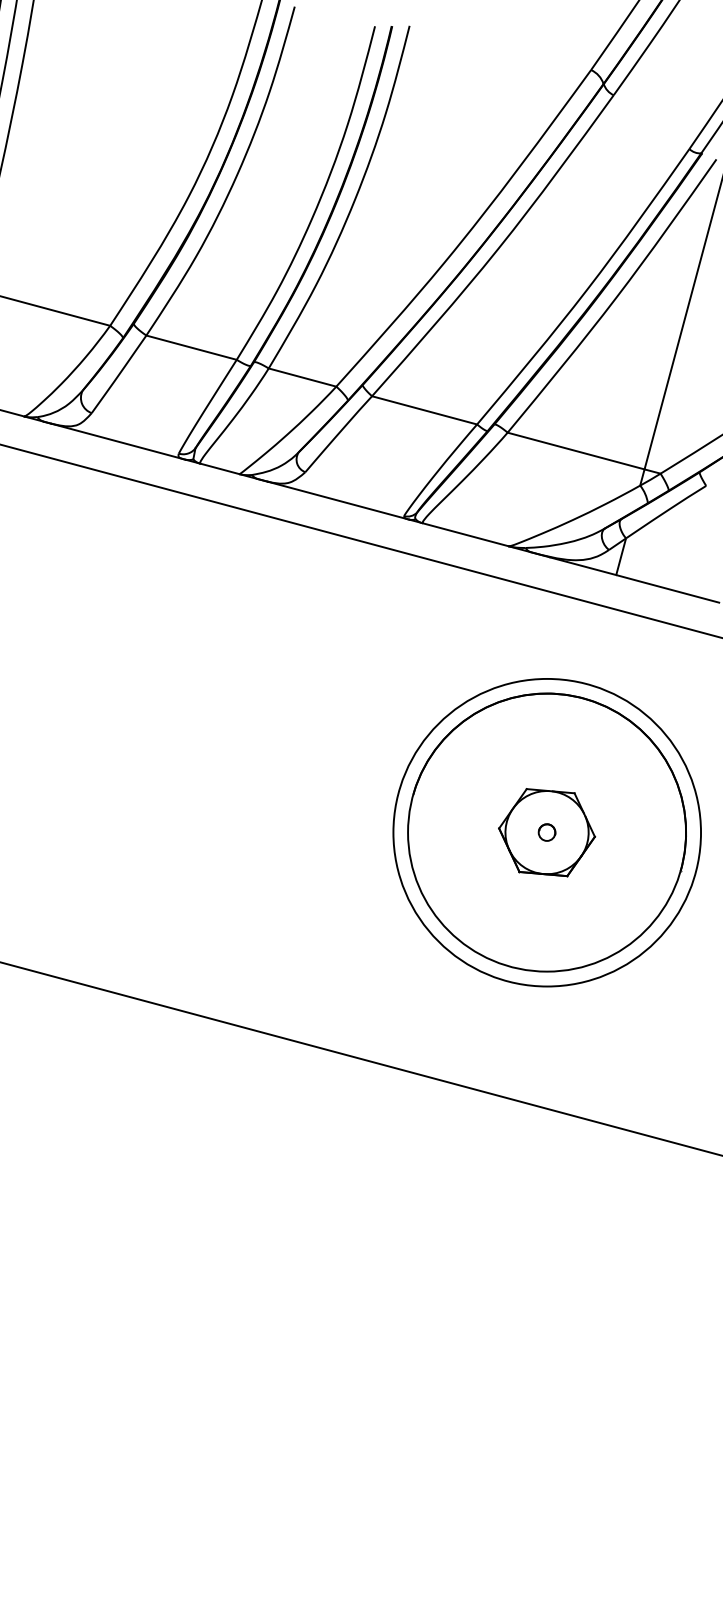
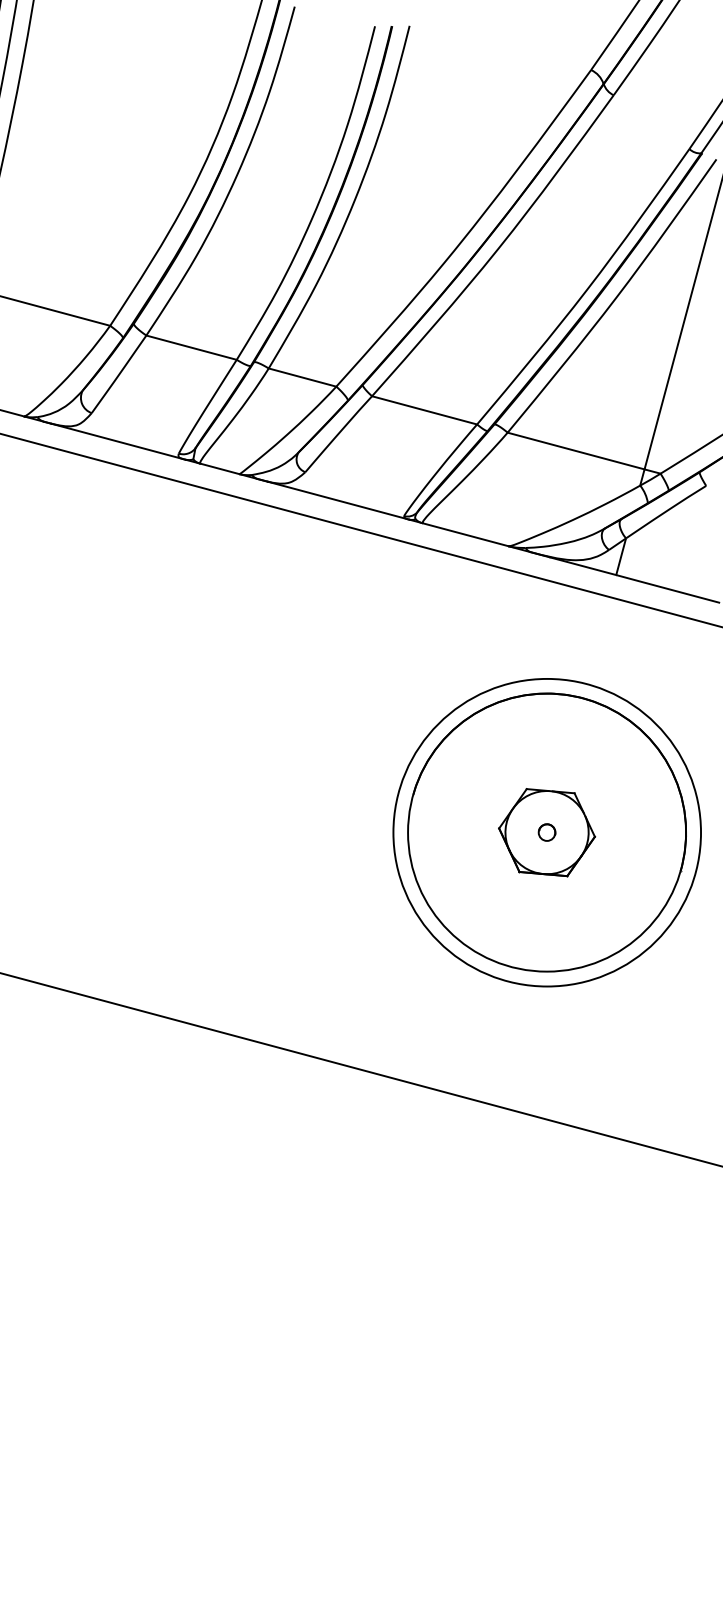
line position: (360, 541) -> (360, 530) (360, 530)
line position: (360, 1058) -> (360, 1069) (360, 1069)
